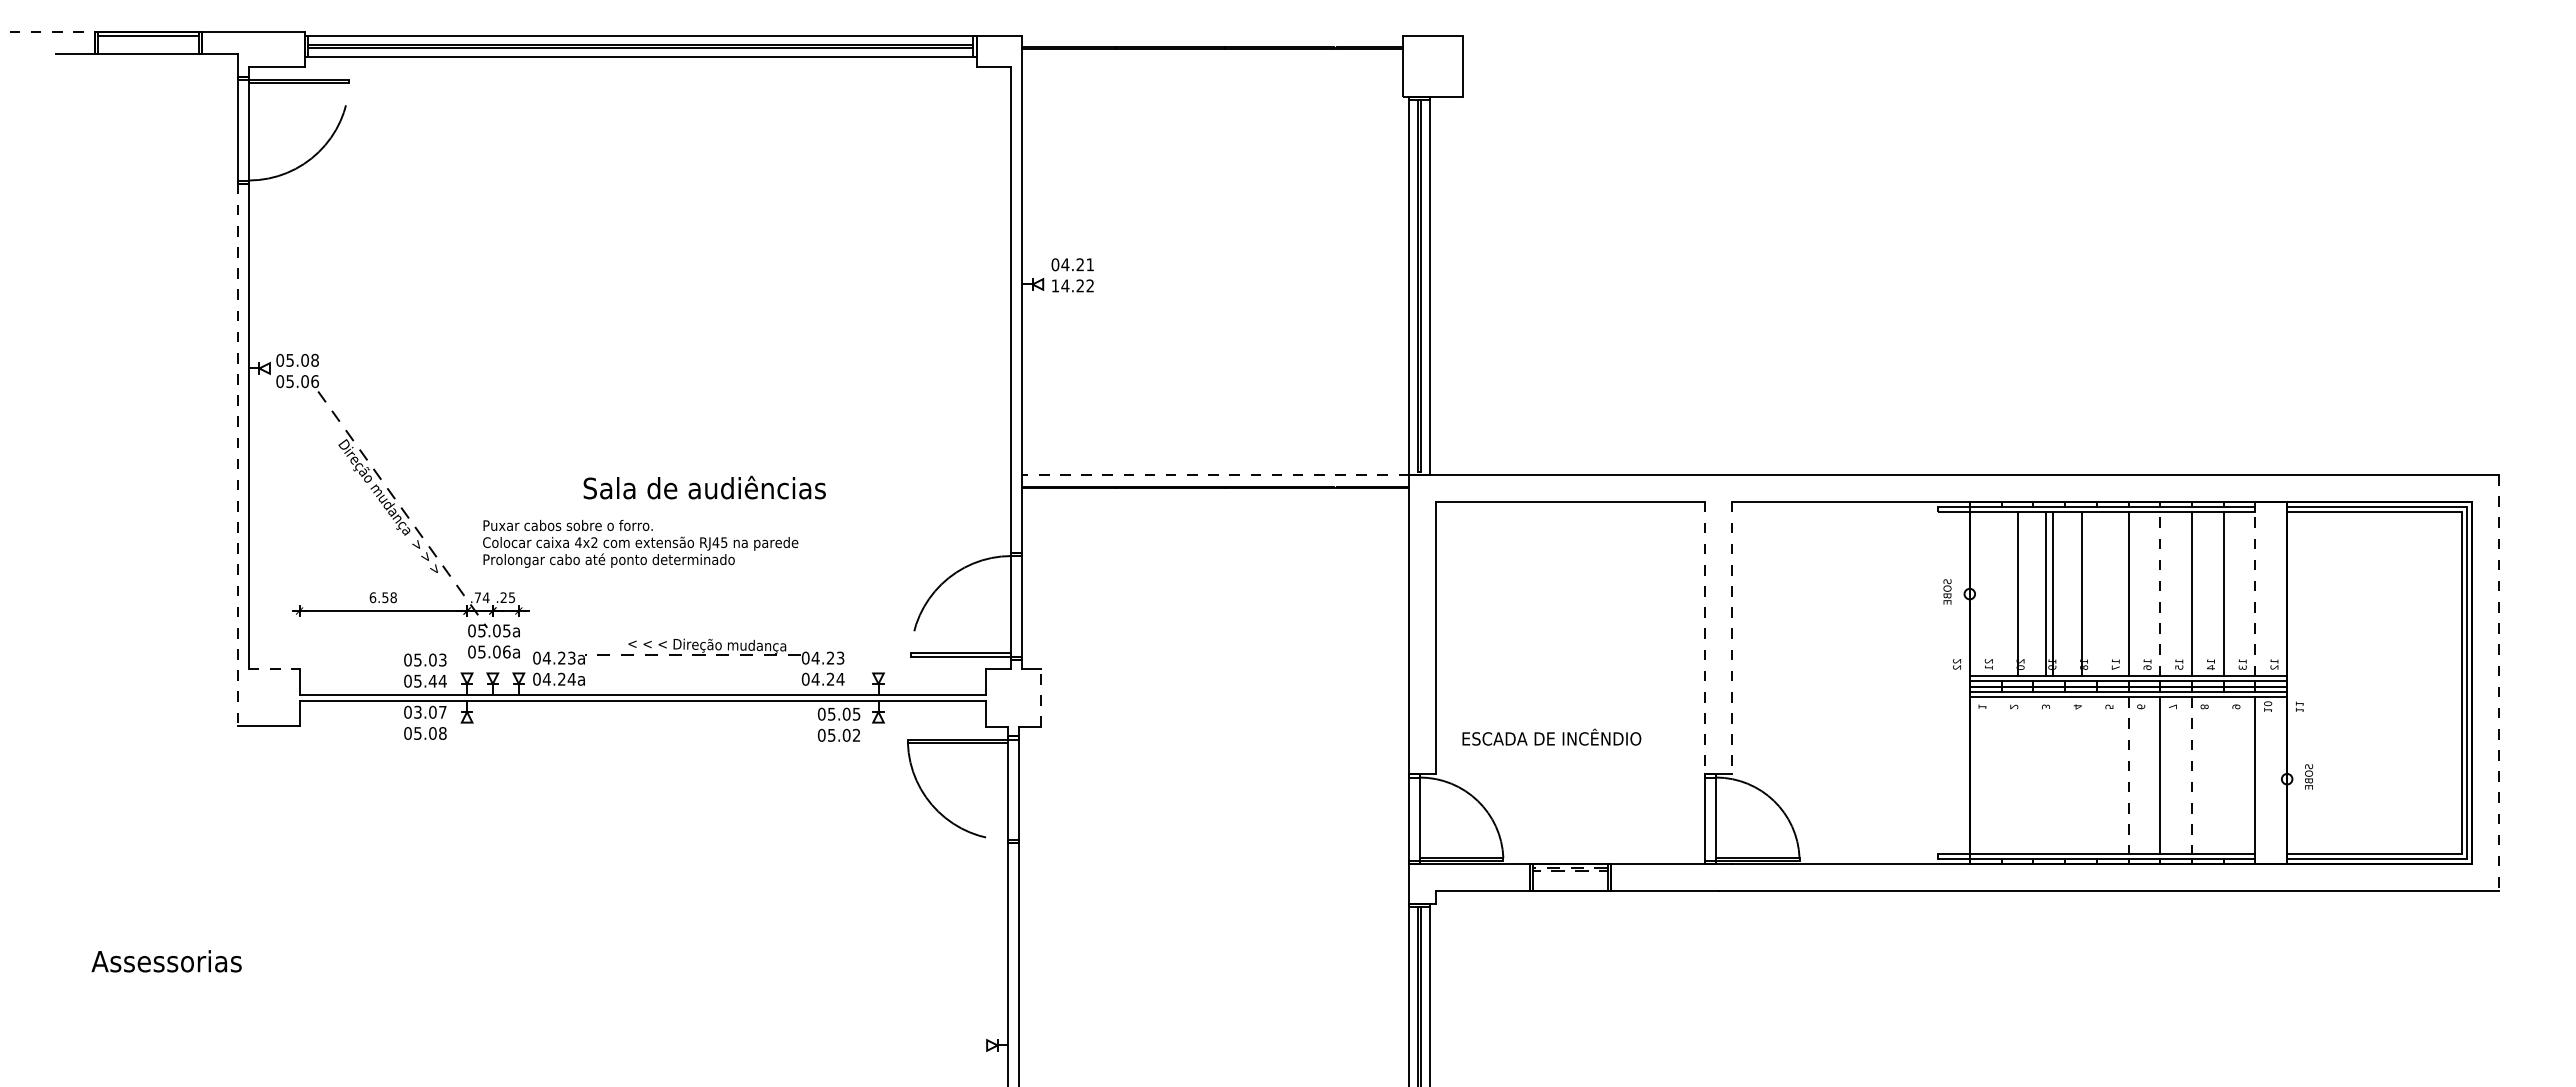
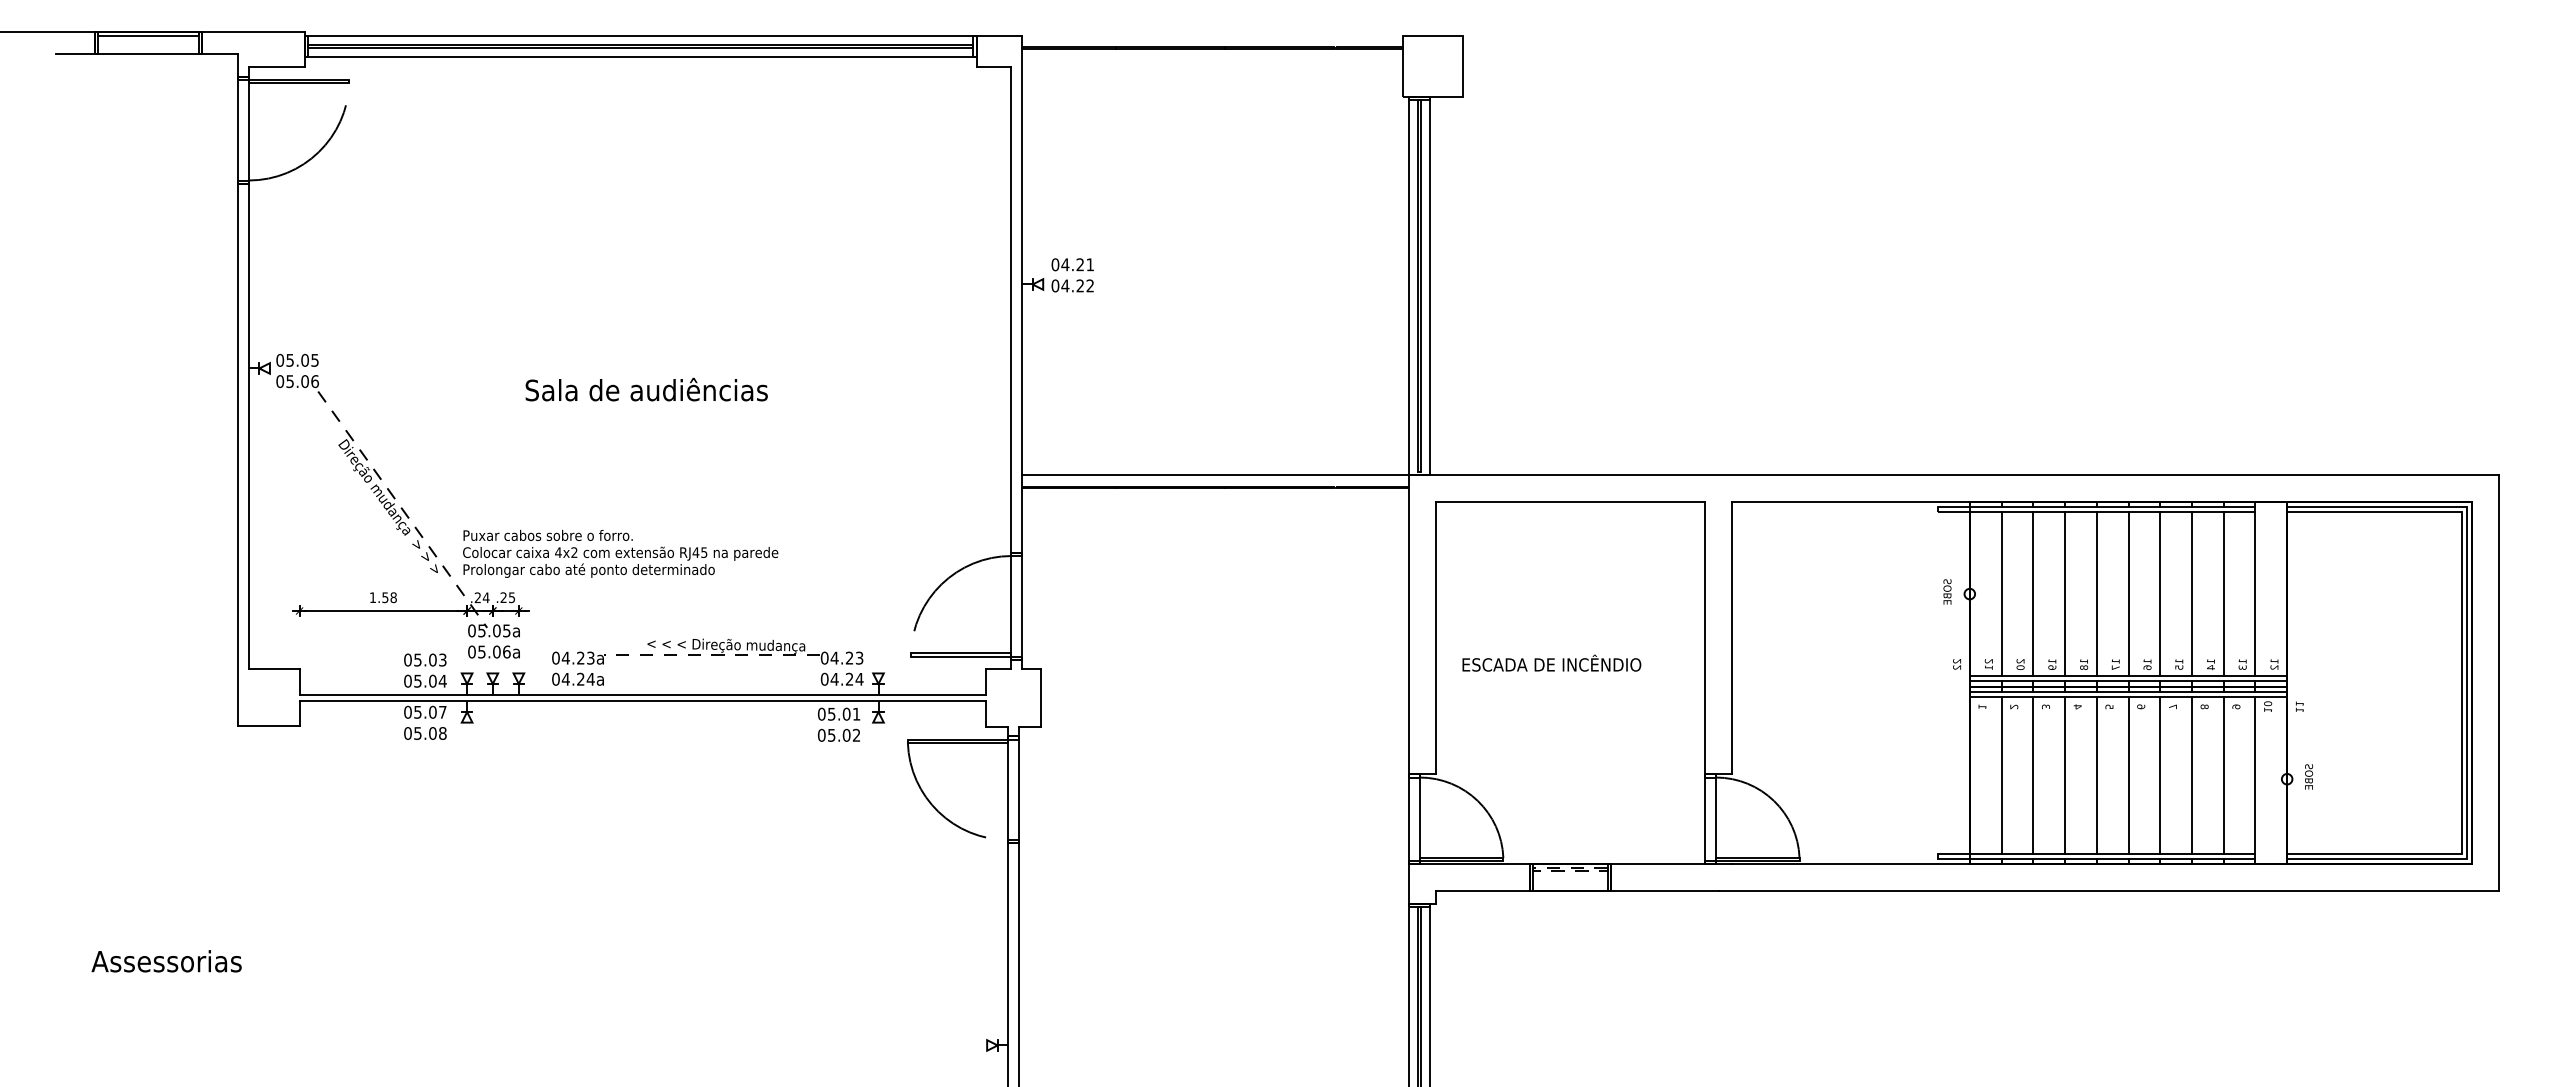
line: dashed -> solid (47, 32)
text: 14.22 -> 04.22 (1055, 285)
text: 05.08 -> 05.05 (314, 359)
line: dashed -> solid (238, 455)
line: dashed -> solid (1215, 475)
text position: (704, 487) -> (646, 389) (646, 389)
text position: (640, 543) -> (620, 553) (620, 553)
line position: (2017, 594) -> (2001, 594) (2001, 594)
line position: (2046, 594) -> (2065, 594) (2065, 594)
line position: (2053, 594) -> (2033, 594) (2033, 594)
line position: (2081, 594) -> (2096, 594) (2096, 594)
line: dashed -> solid (2160, 594)
line: dashed -> solid (2255, 594)
text: 6.58 -> 1.58 (372, 597)
text: .74 -> .24 (477, 597)
line: dashed -> solid (1705, 638)
line: dashed -> solid (1731, 638)
part position: (692, 655) -> (711, 655) (711, 655)
line: dashed -> solid (274, 668)
text: 05.44 -> 05.04 (432, 680)
line: dashed -> solid (2498, 682)
line: dashed -> solid (1041, 698)
text: 03.07 -> 05.07 (417, 711)
text: 05.05 -> 05.01 (856, 713)
text position: (1551, 736) -> (1551, 662) (1551, 662)
line: none -> present (2001, 775)
line: none -> present (2033, 775)
line: none -> present (2065, 775)
line: none -> present (2096, 775)
line: none -> present (2223, 775)
line: dashed -> solid (2128, 776)
line: dashed -> solid (2191, 776)
